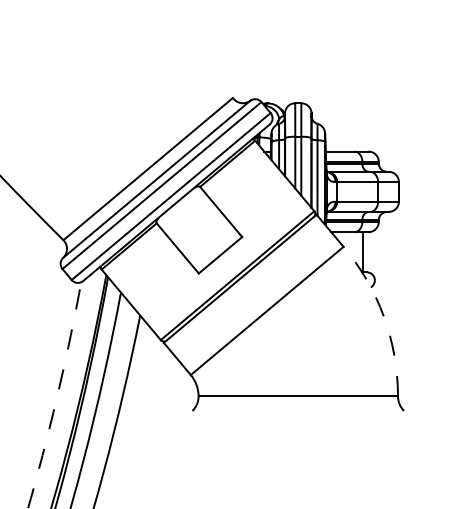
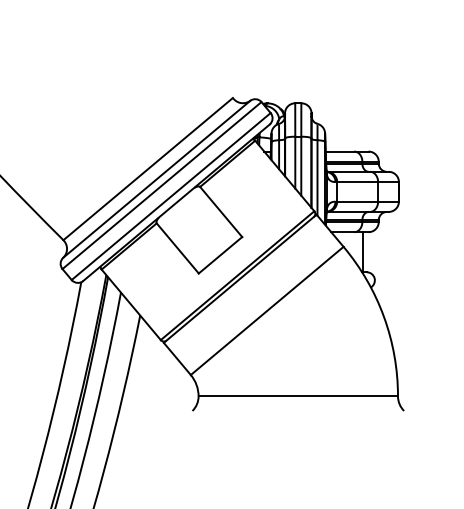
arc: dashed -> solid (383, 316)
arc: dashed -> solid (57, 396)
